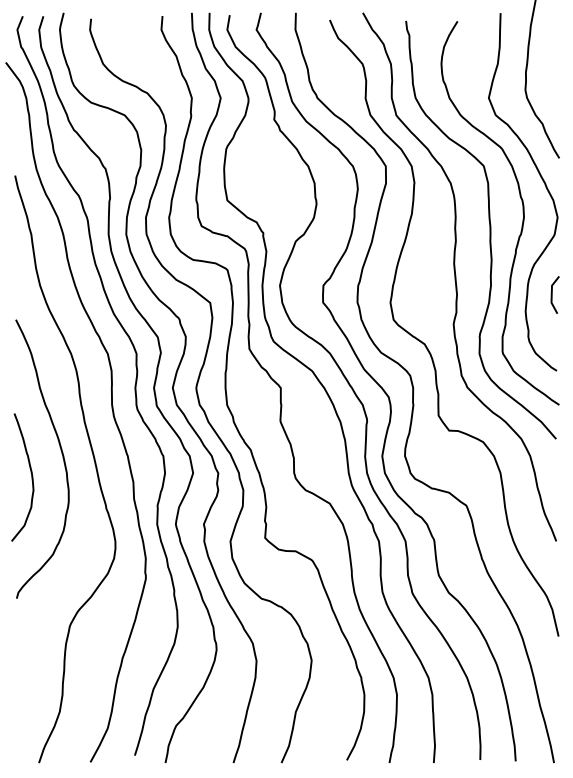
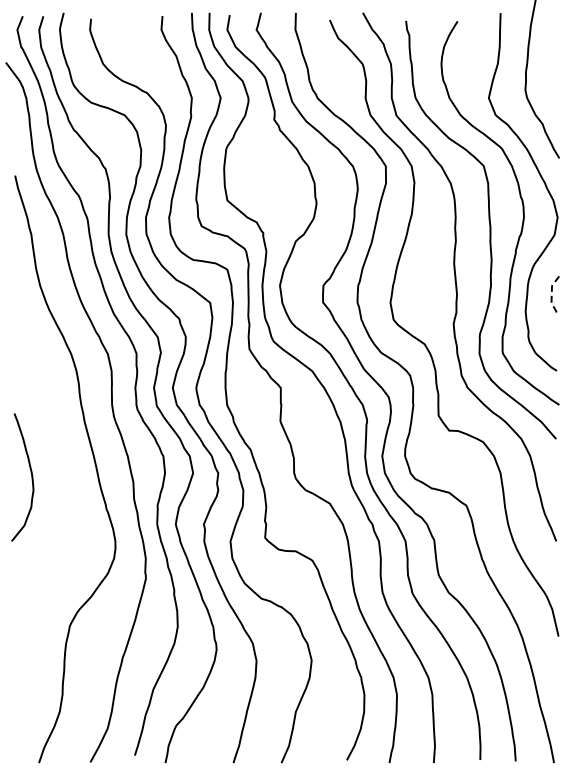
line: solid -> dashed (551, 295)
curve: present -> none (61, 454)
